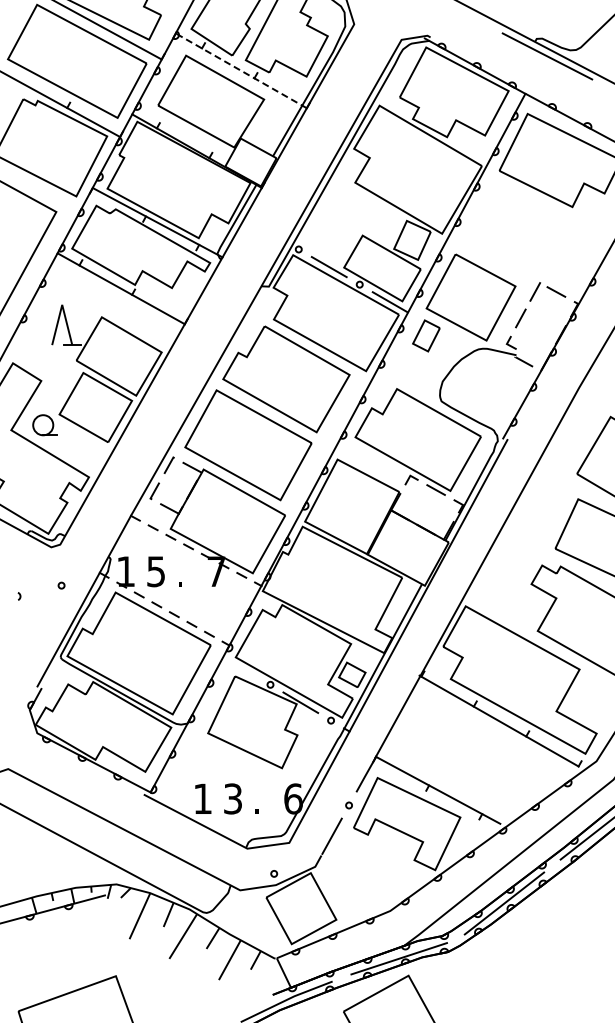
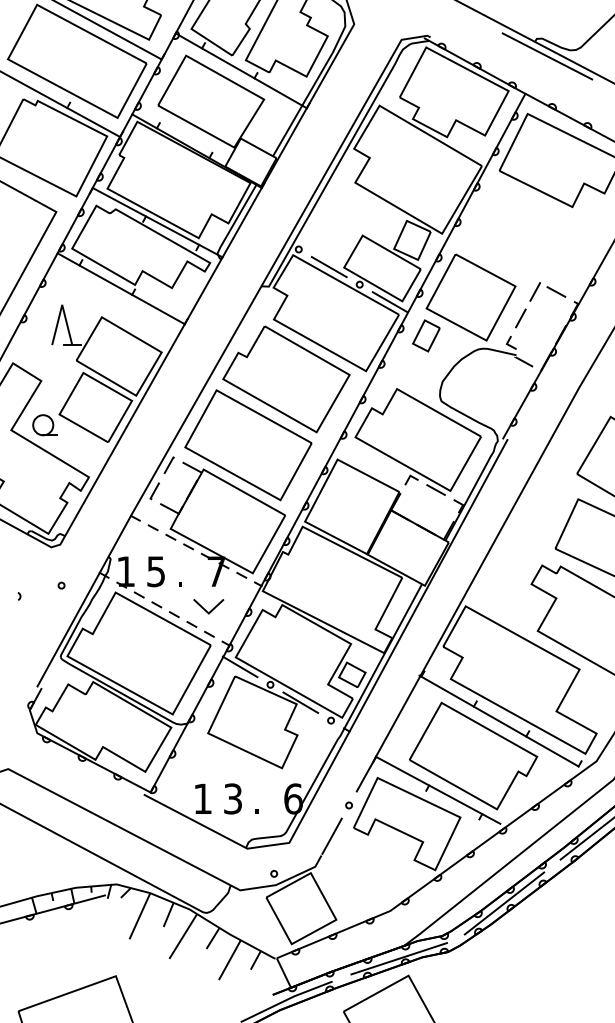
line: dashed -> solid (240, 70)
line: none -> present (207, 610)
line: none -> present (239, 666)
part: none -> present (473, 755)
